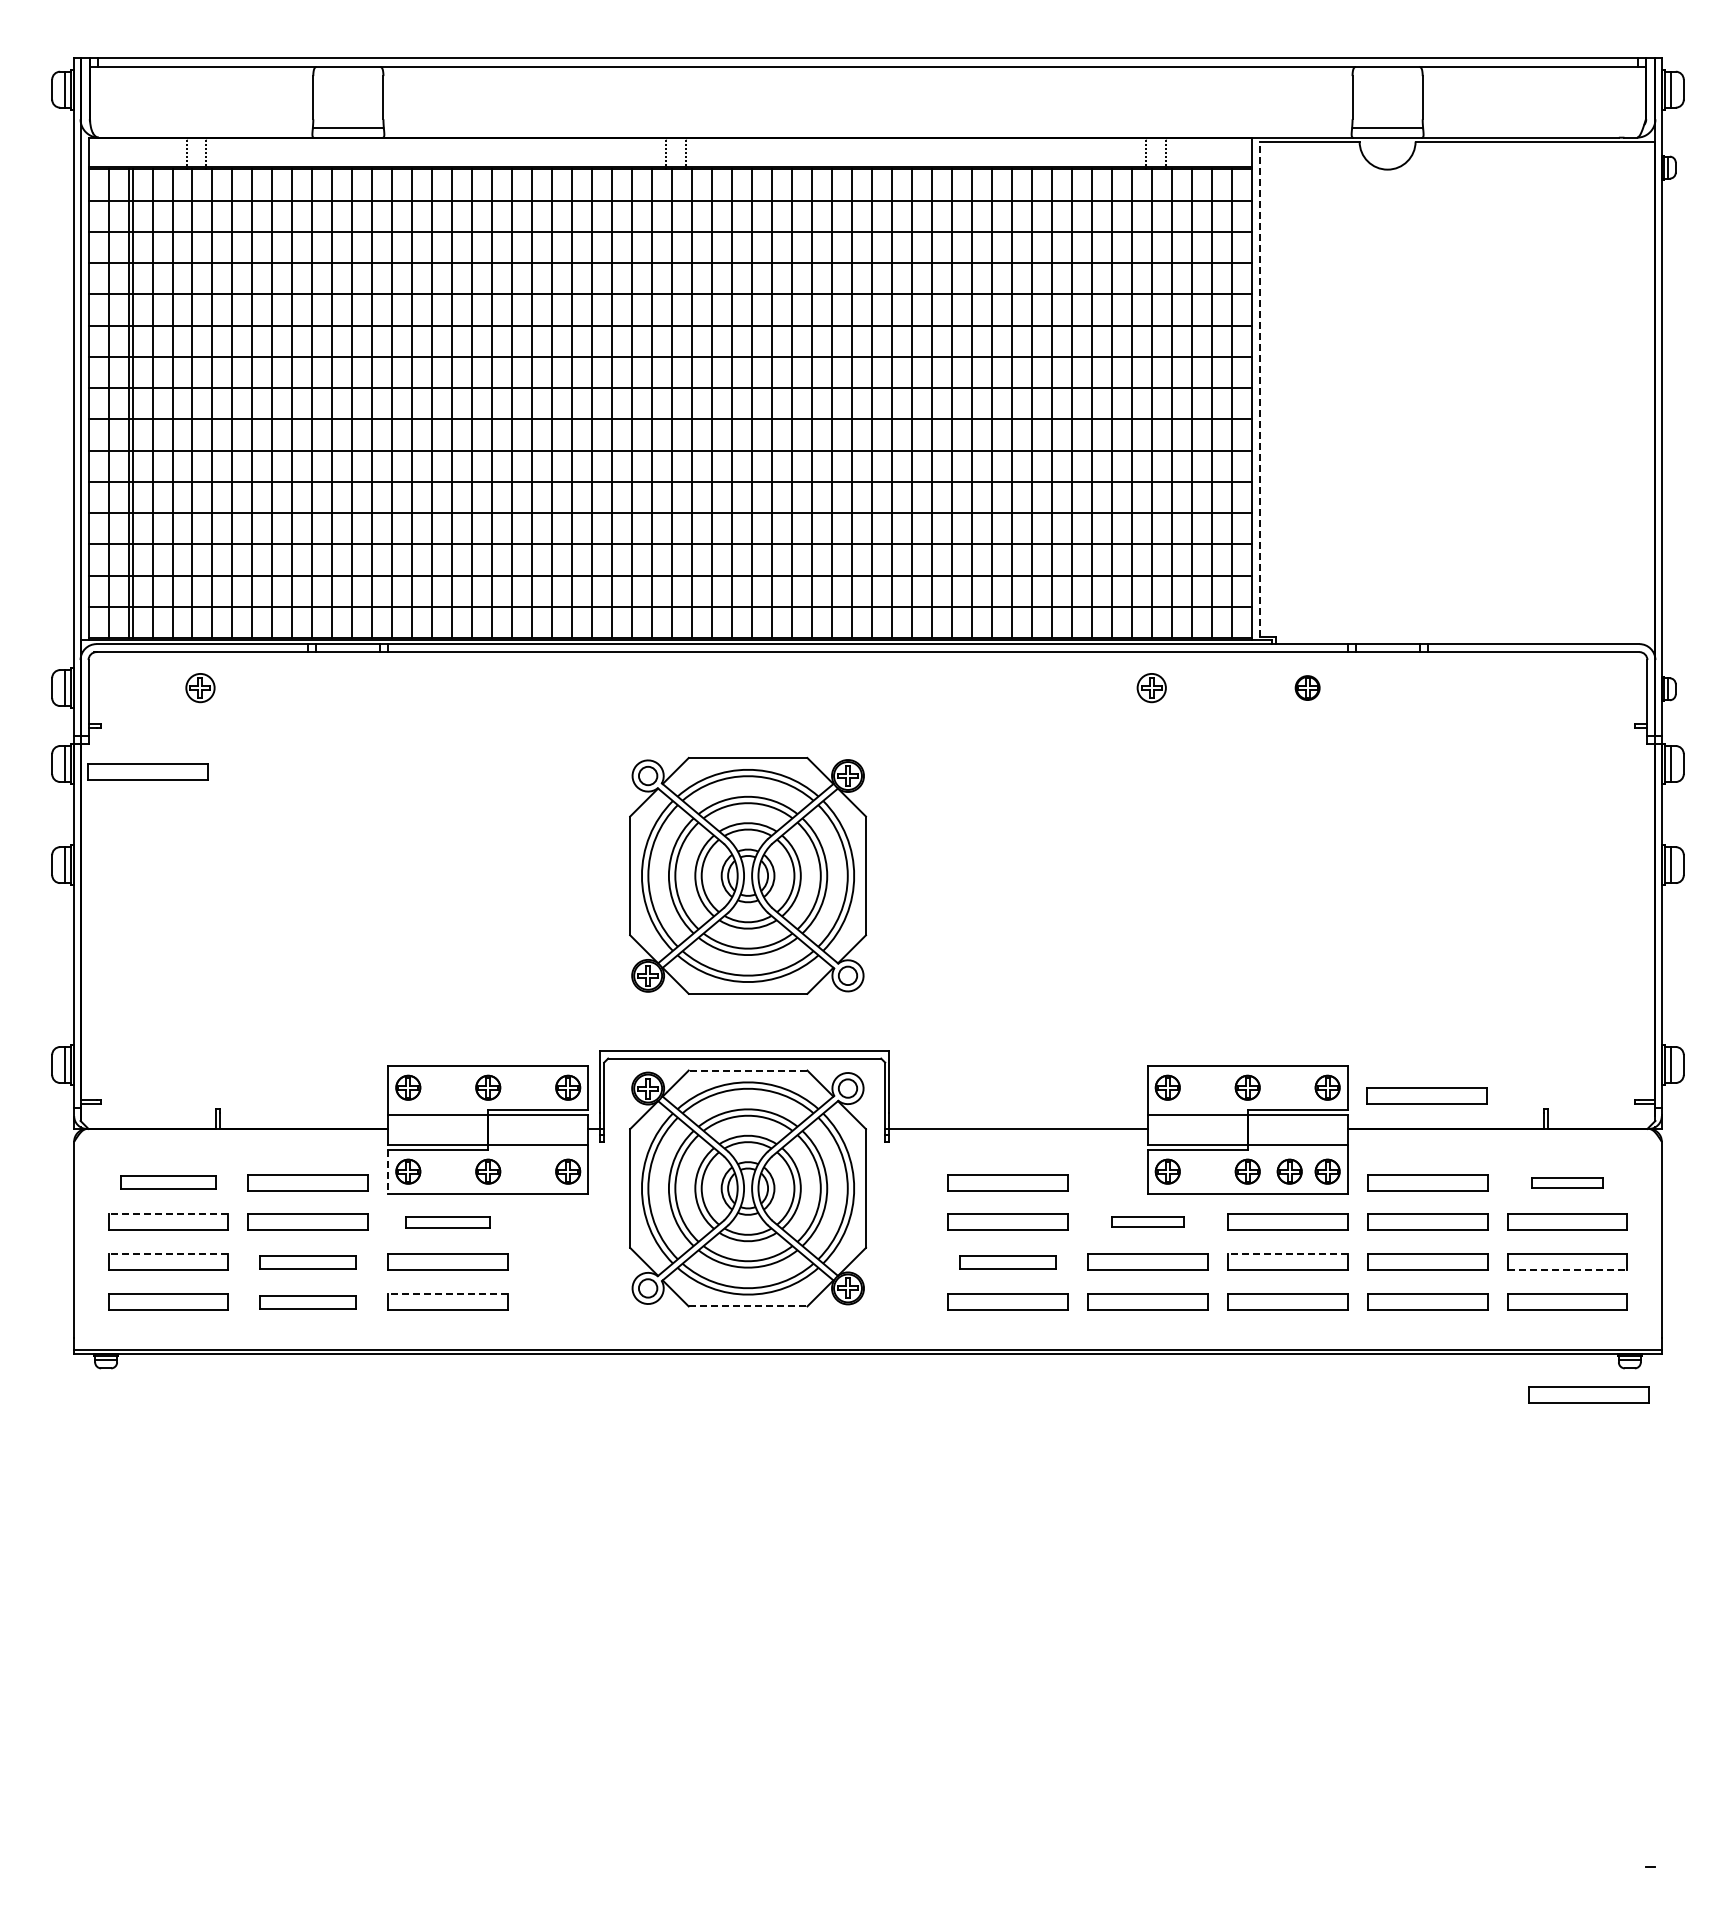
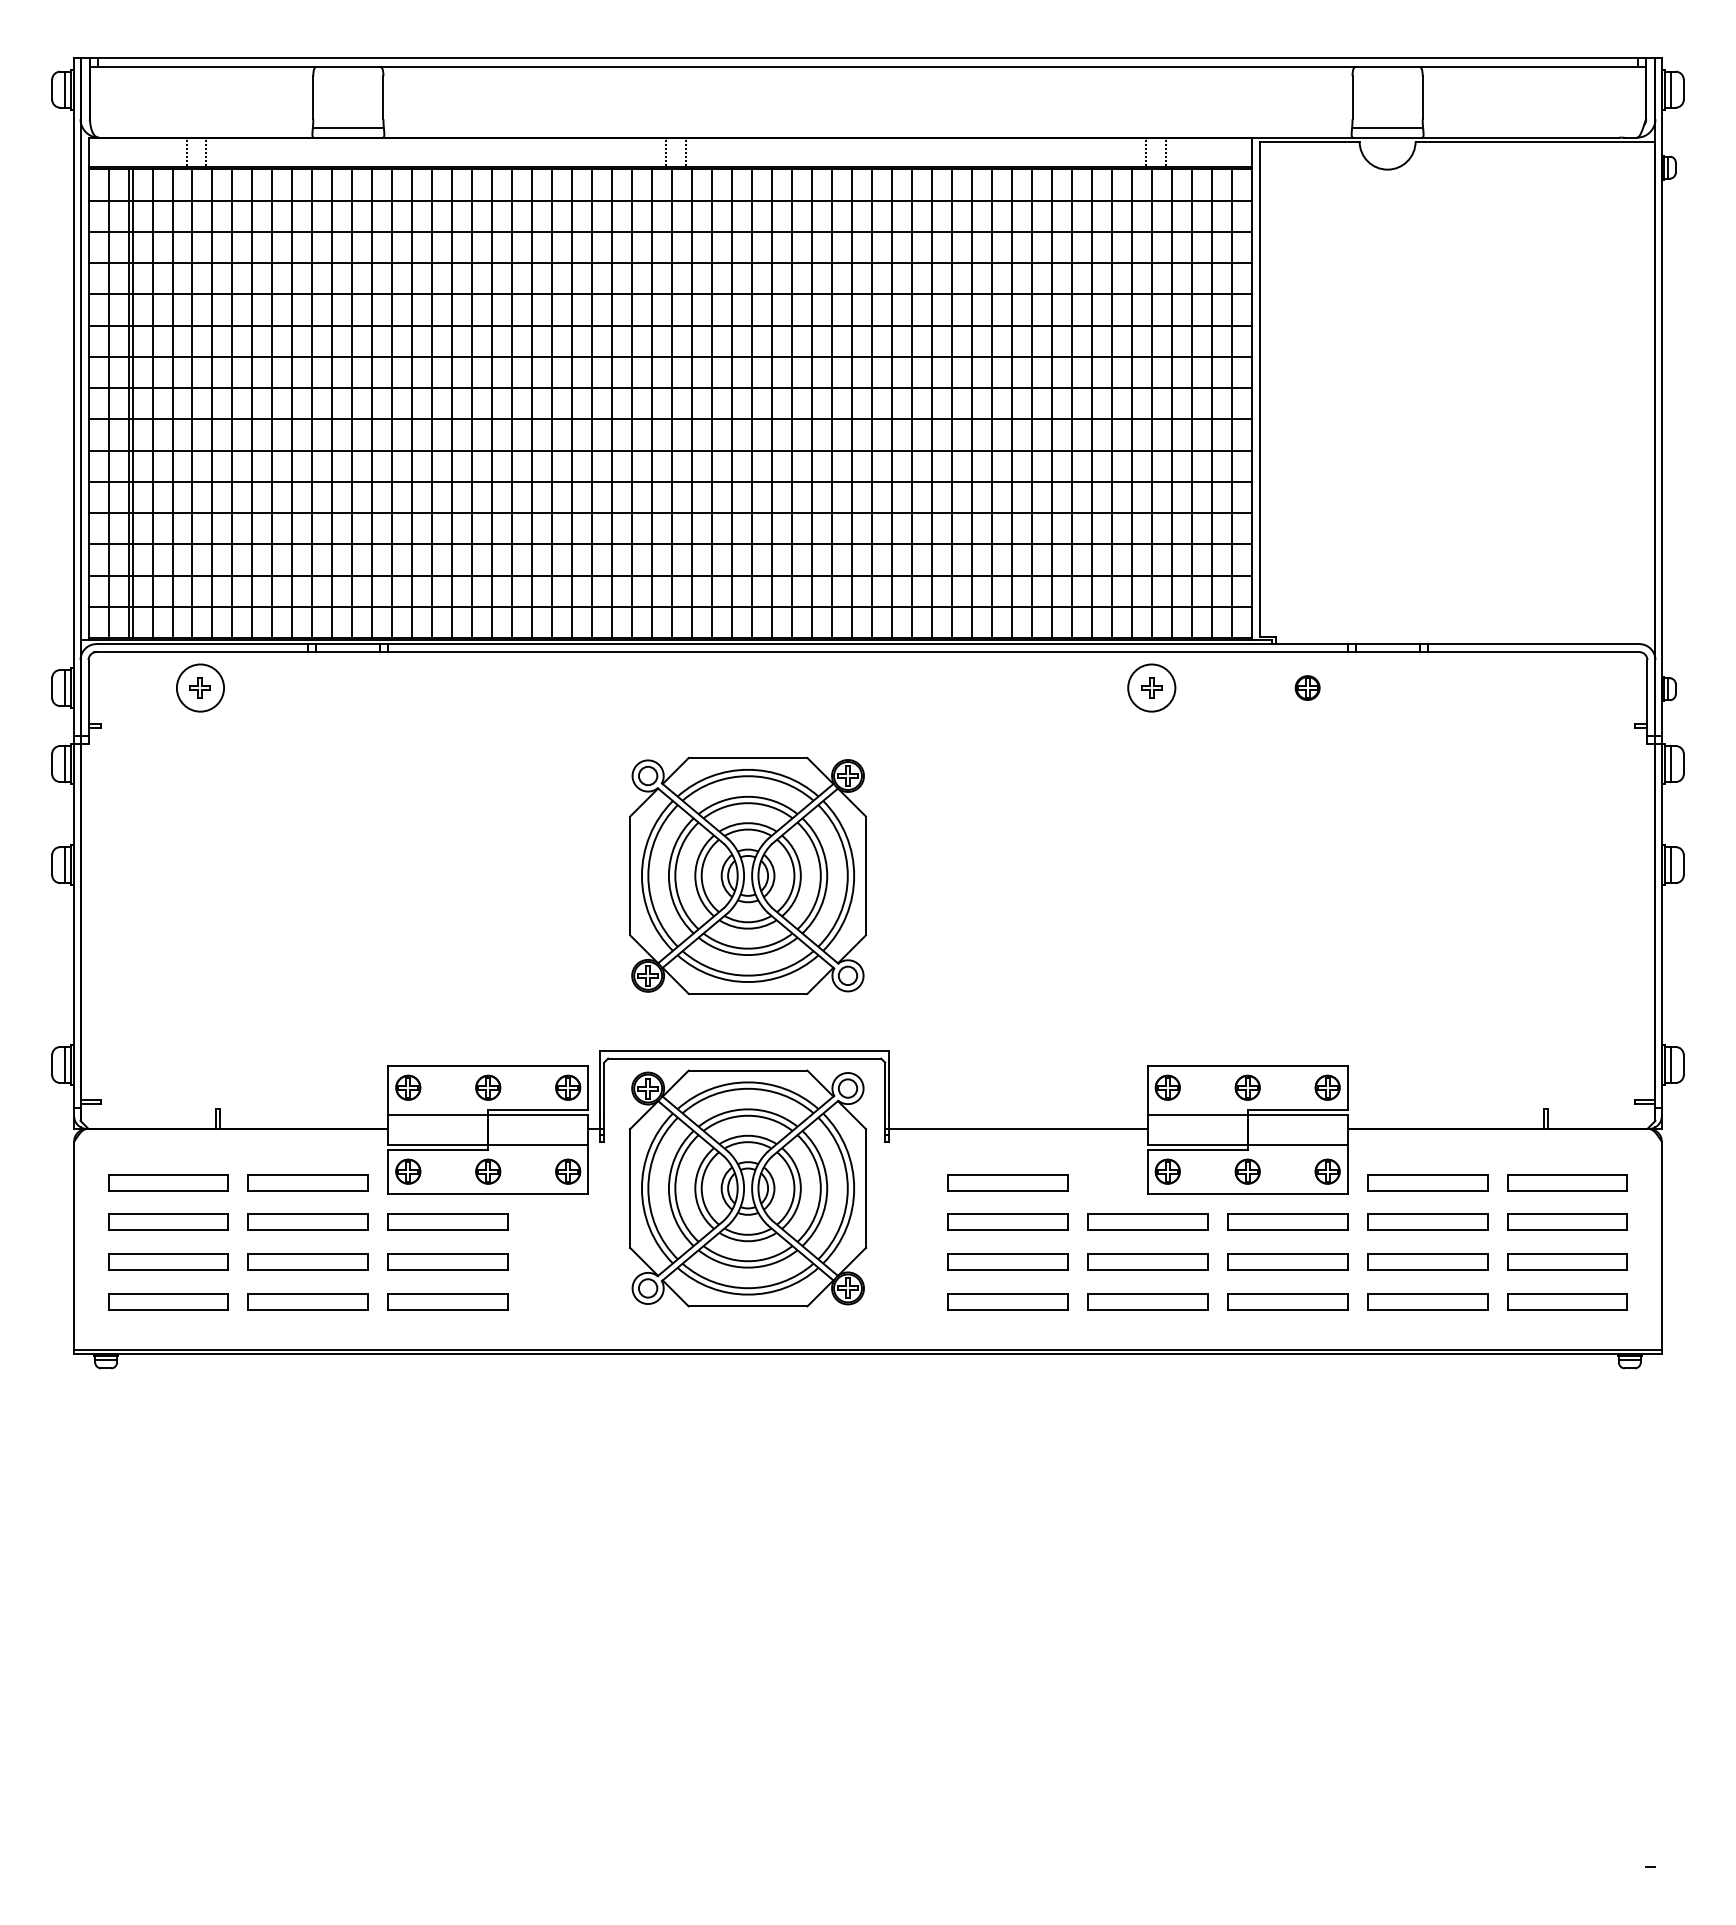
line: dashed -> solid (1259, 389)
circle diameter: 28 px -> 47 px (200, 687)
circle diameter: 28 px -> 47 px (1151, 687)
part: present -> none (147, 771)
line: dashed -> solid (747, 1070)
part: present -> none (1426, 1095)
line: dashed -> solid (388, 1171)
part: present -> none (1289, 1171)
part size: 97x15 px -> 121x18 px (168, 1182)
part size: 73x12 px -> 121x18 px (1567, 1182)
line: dashed -> solid (168, 1214)
part size: 74x12 px -> 122x18 px (1147, 1221)
part size: 86x13 px -> 122x18 px (447, 1221)
line: dashed -> solid (168, 1254)
line: dashed -> solid (1287, 1254)
part size: 98x15 px -> 122x18 px (307, 1261)
part size: 98x15 px -> 122x18 px (1007, 1261)
line: dashed -> solid (1567, 1270)
line: dashed -> solid (448, 1294)
part size: 98x15 px -> 122x18 px (307, 1301)
line: dashed -> solid (748, 1306)
part: present -> none (1588, 1394)
